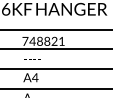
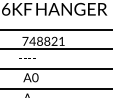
text position: (32, 59) -> (27, 58) (27, 58)
text: A4 -> A0 (35, 77)
